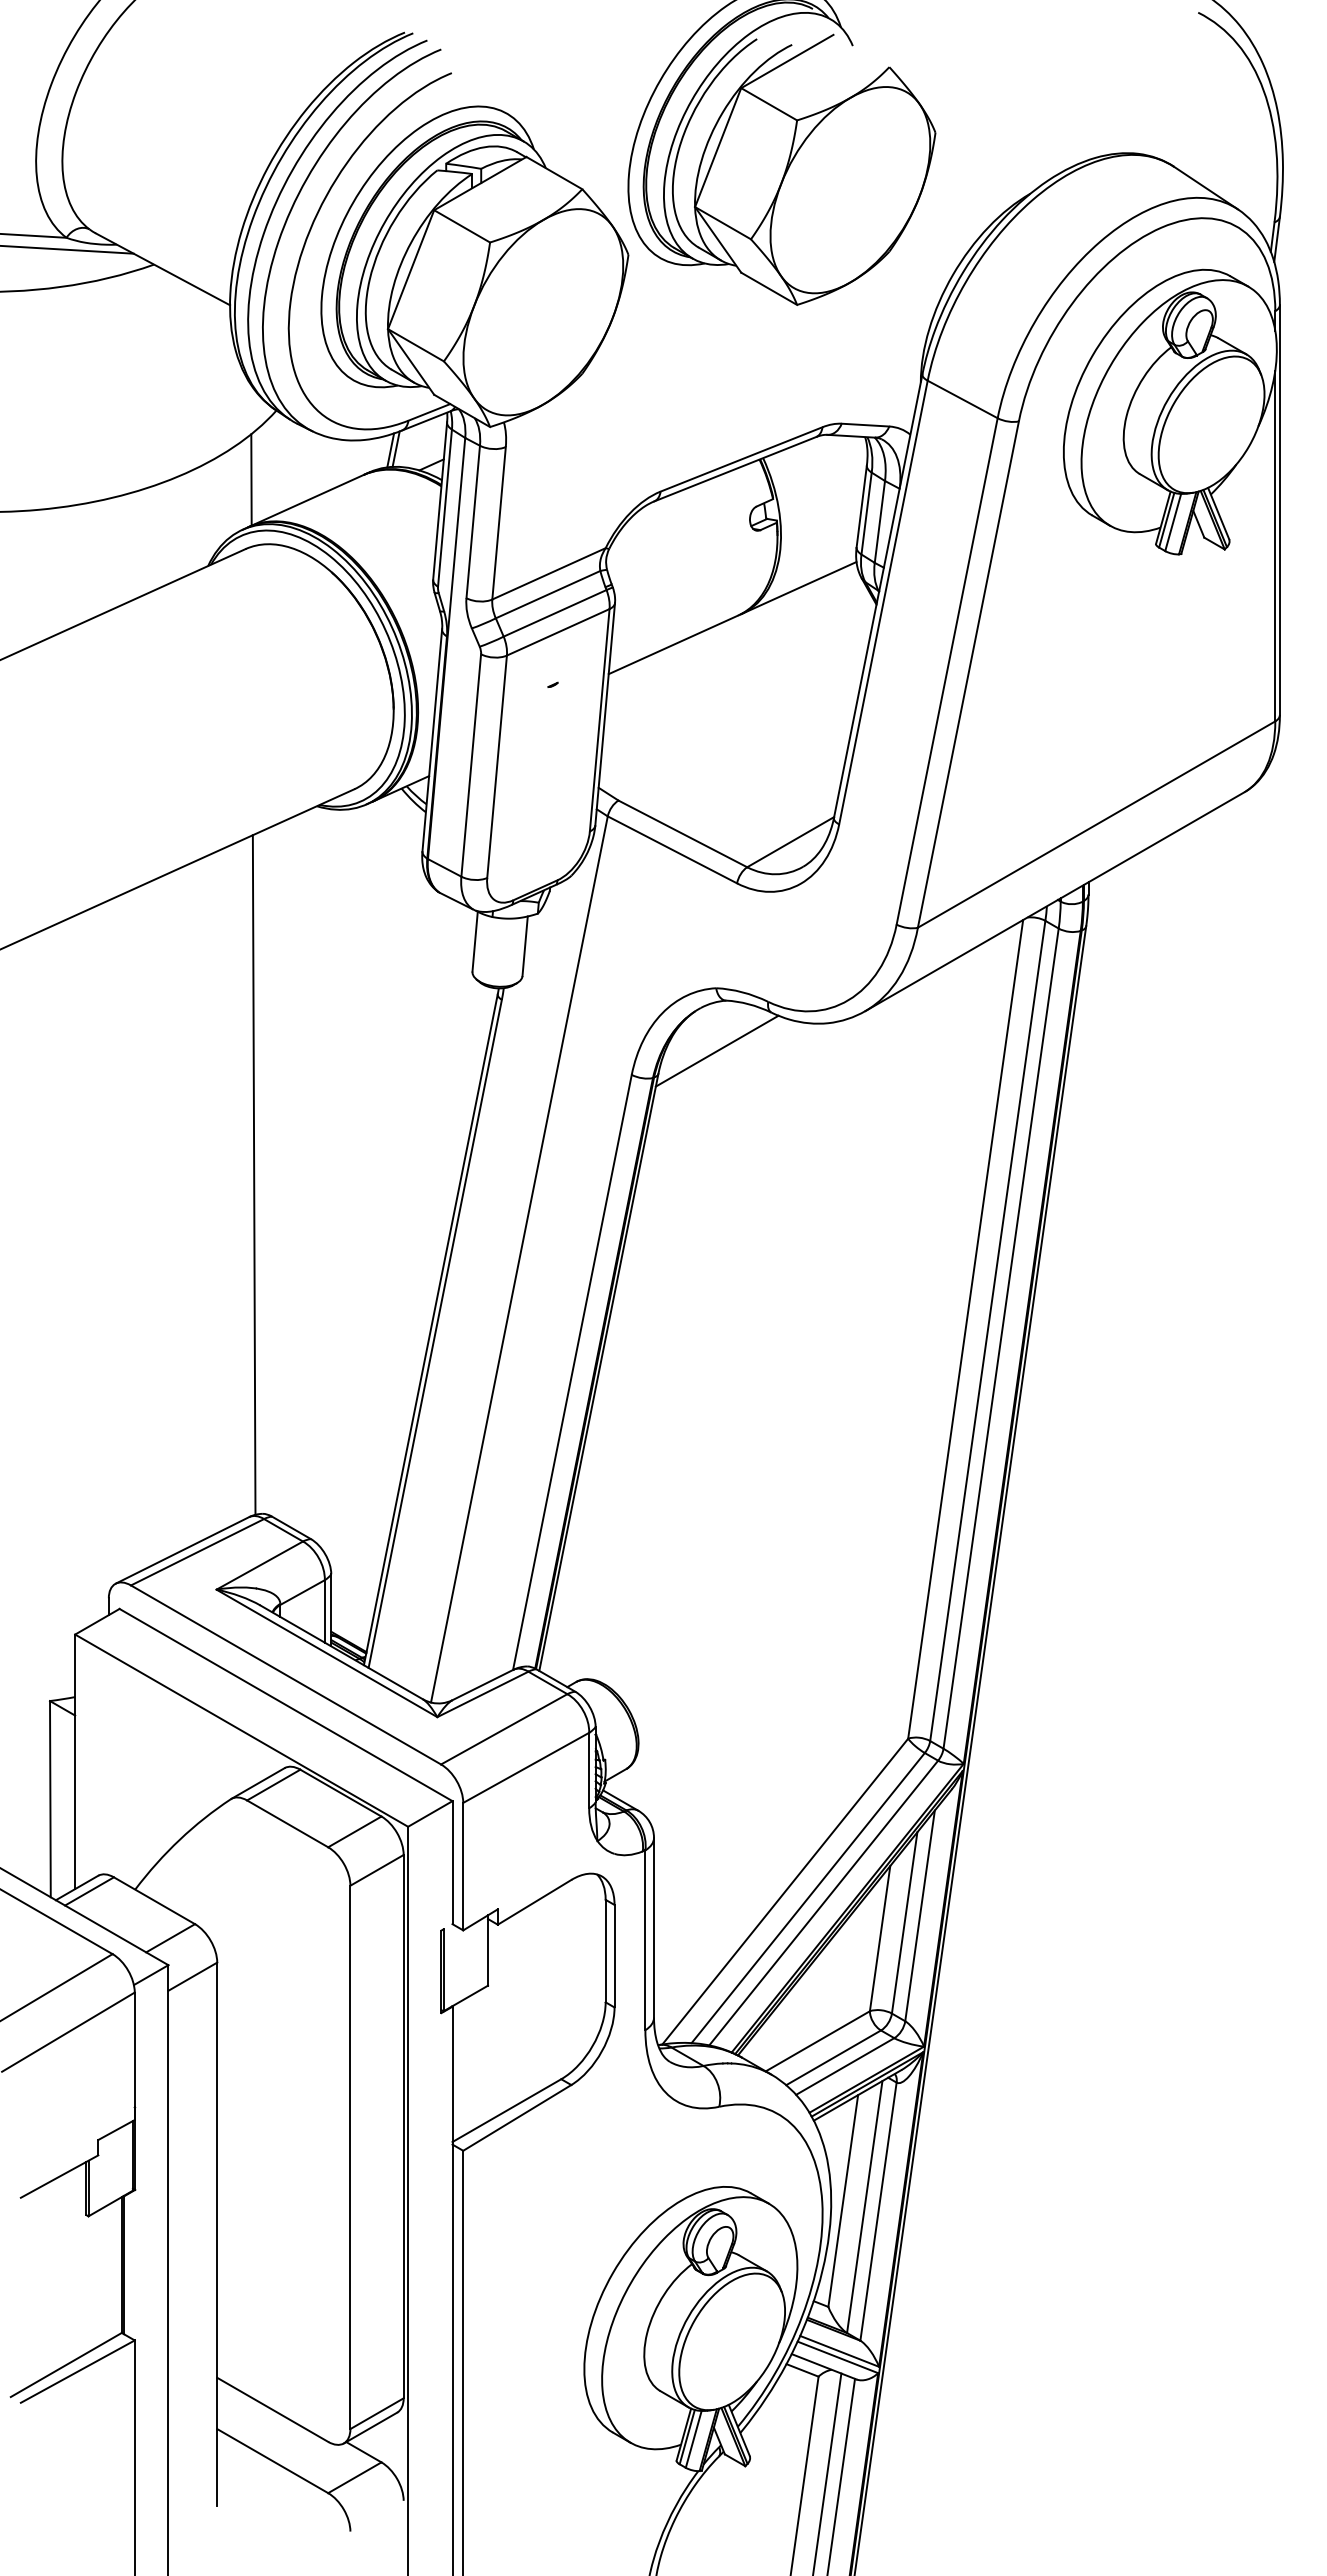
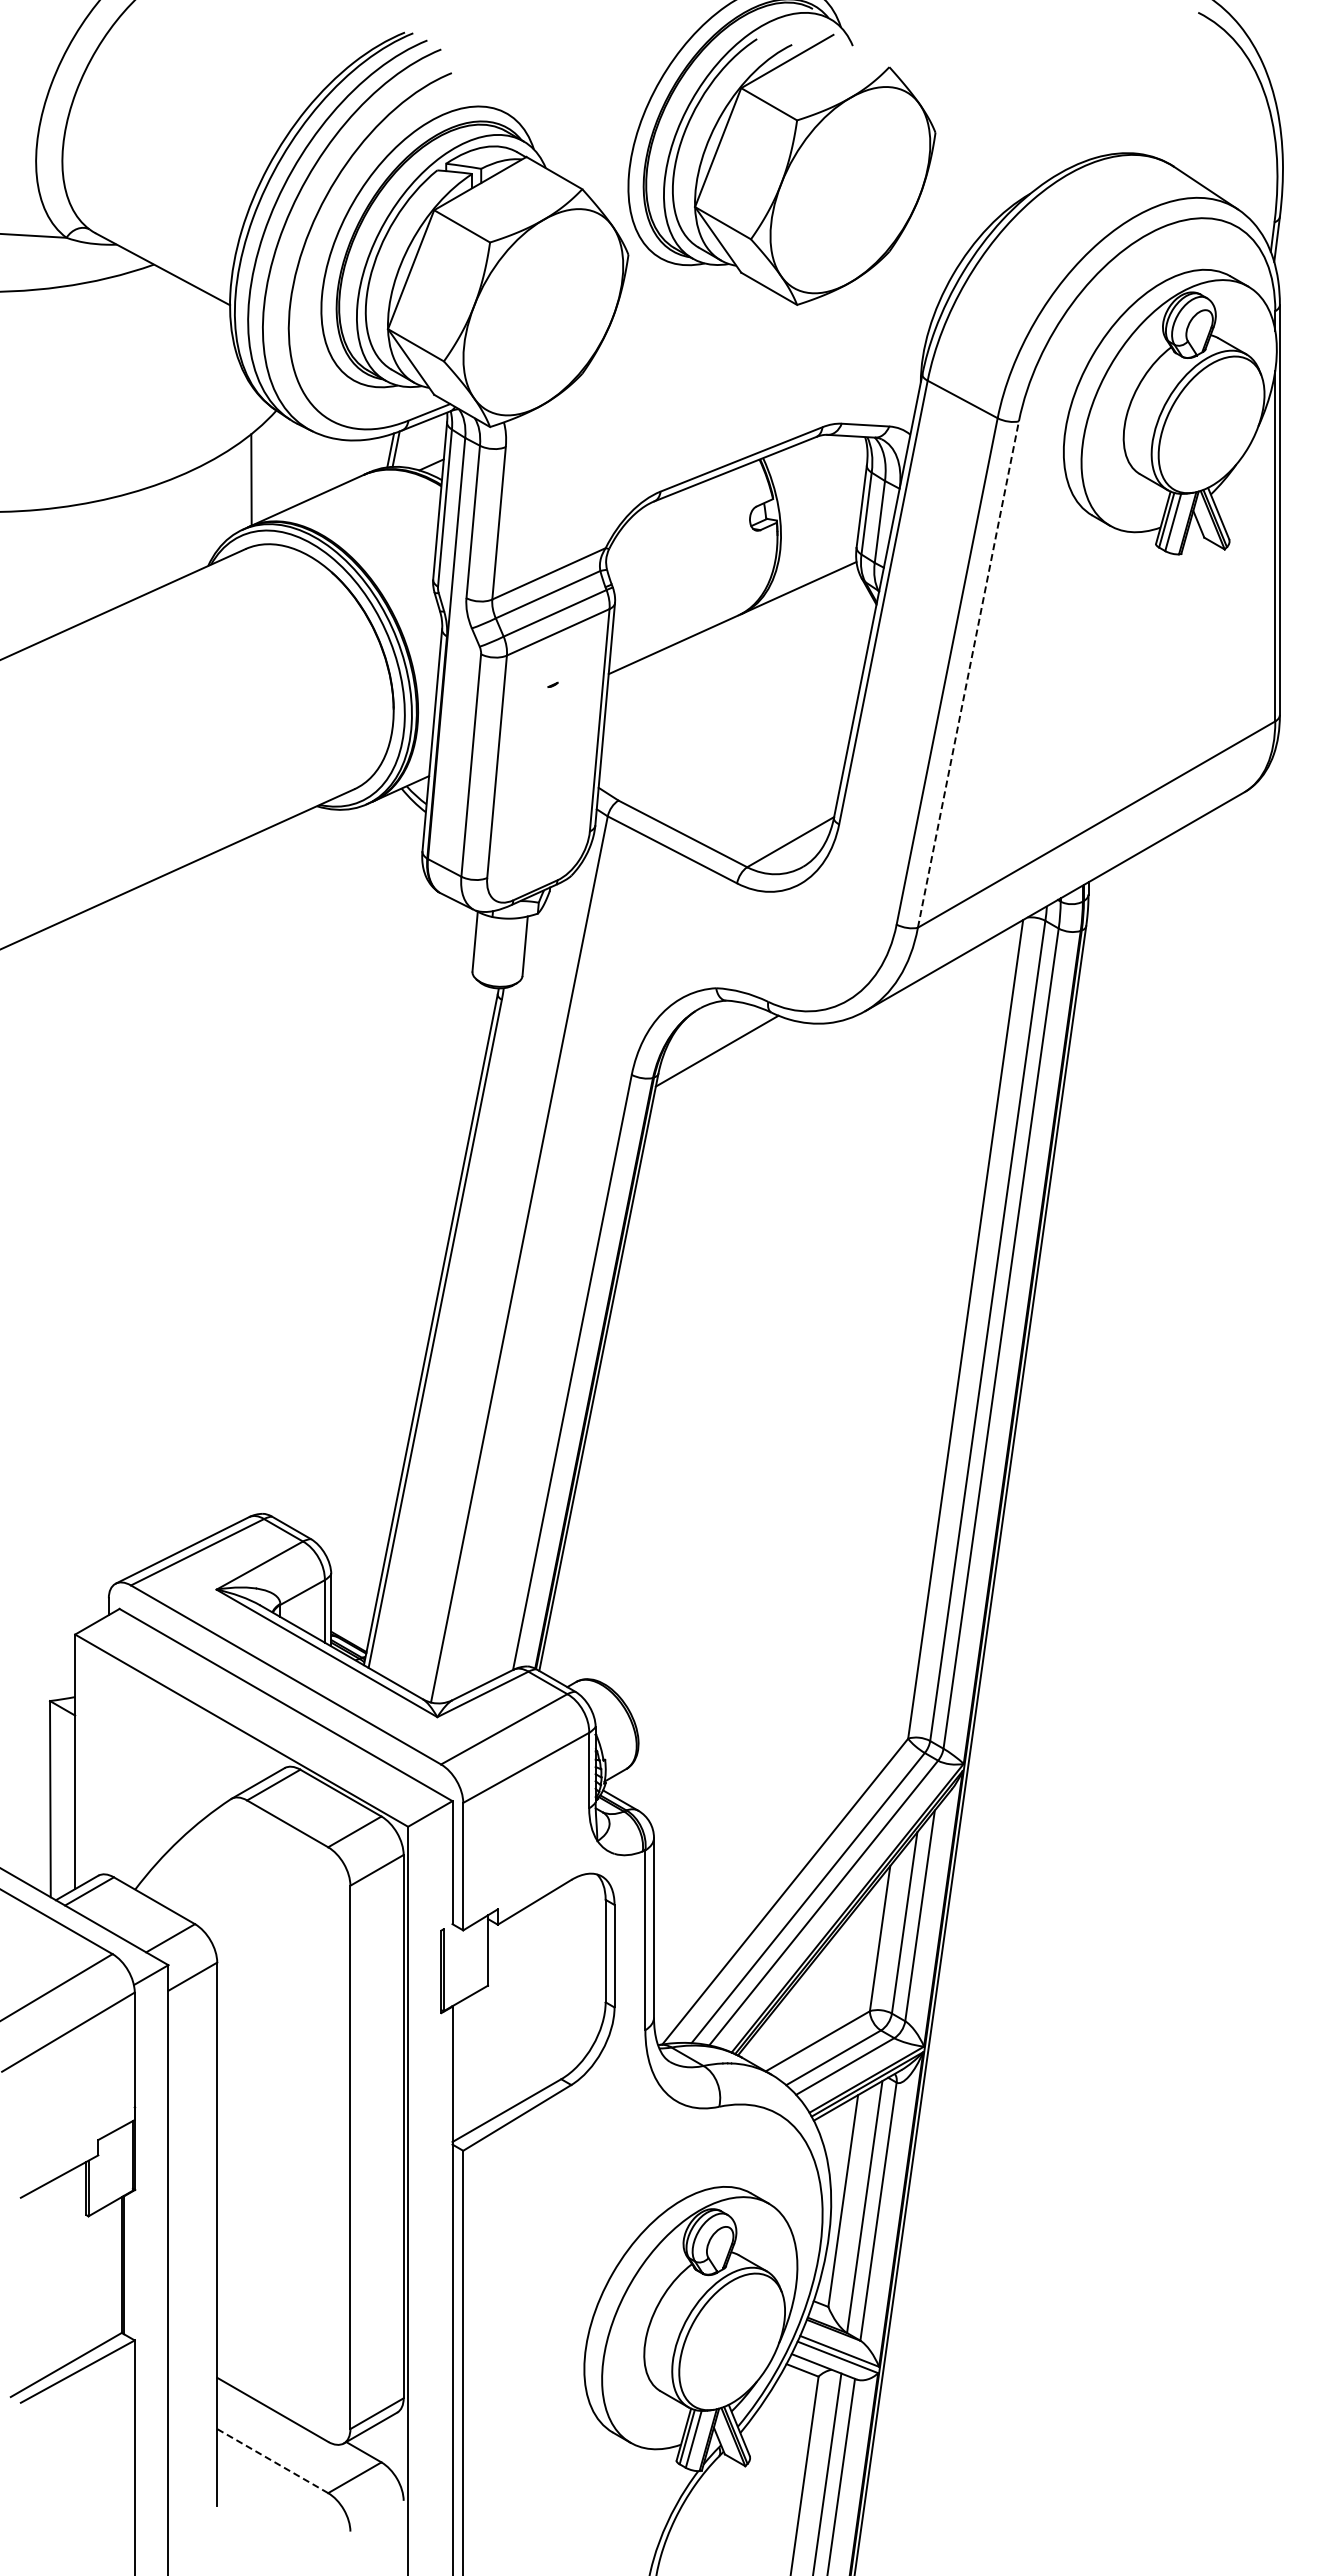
line: present -> none (67, 249)
line: solid -> dashed (968, 674)
line: present -> none (253, 1174)
line: solid -> dashed (272, 2460)
